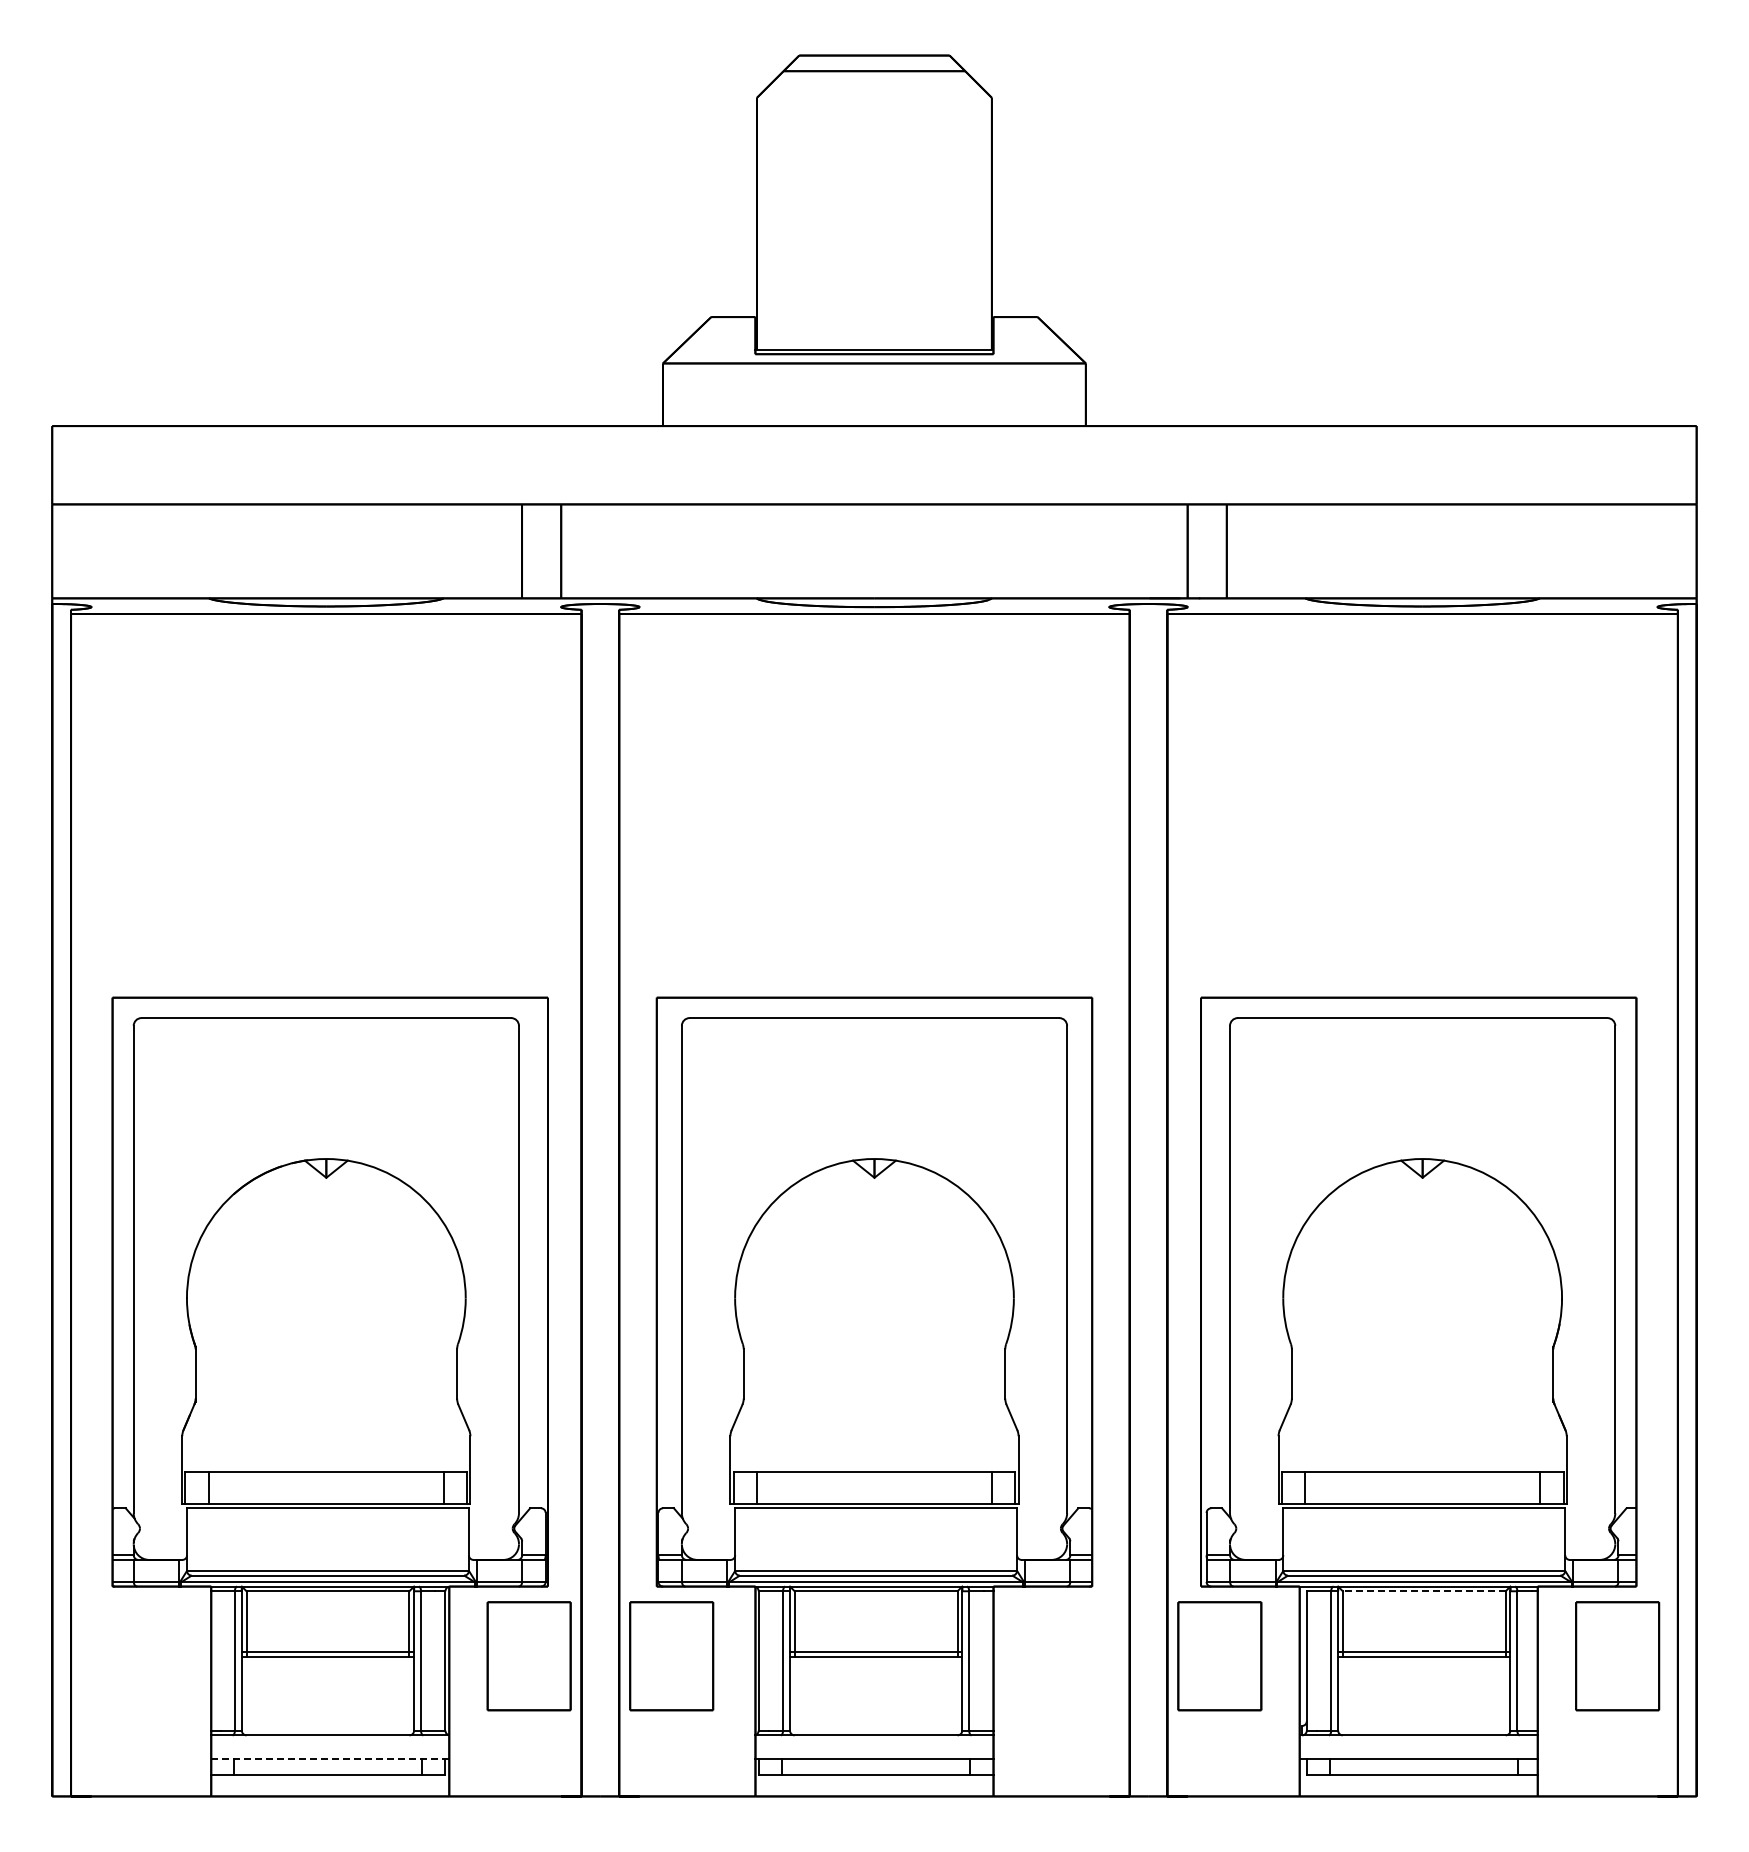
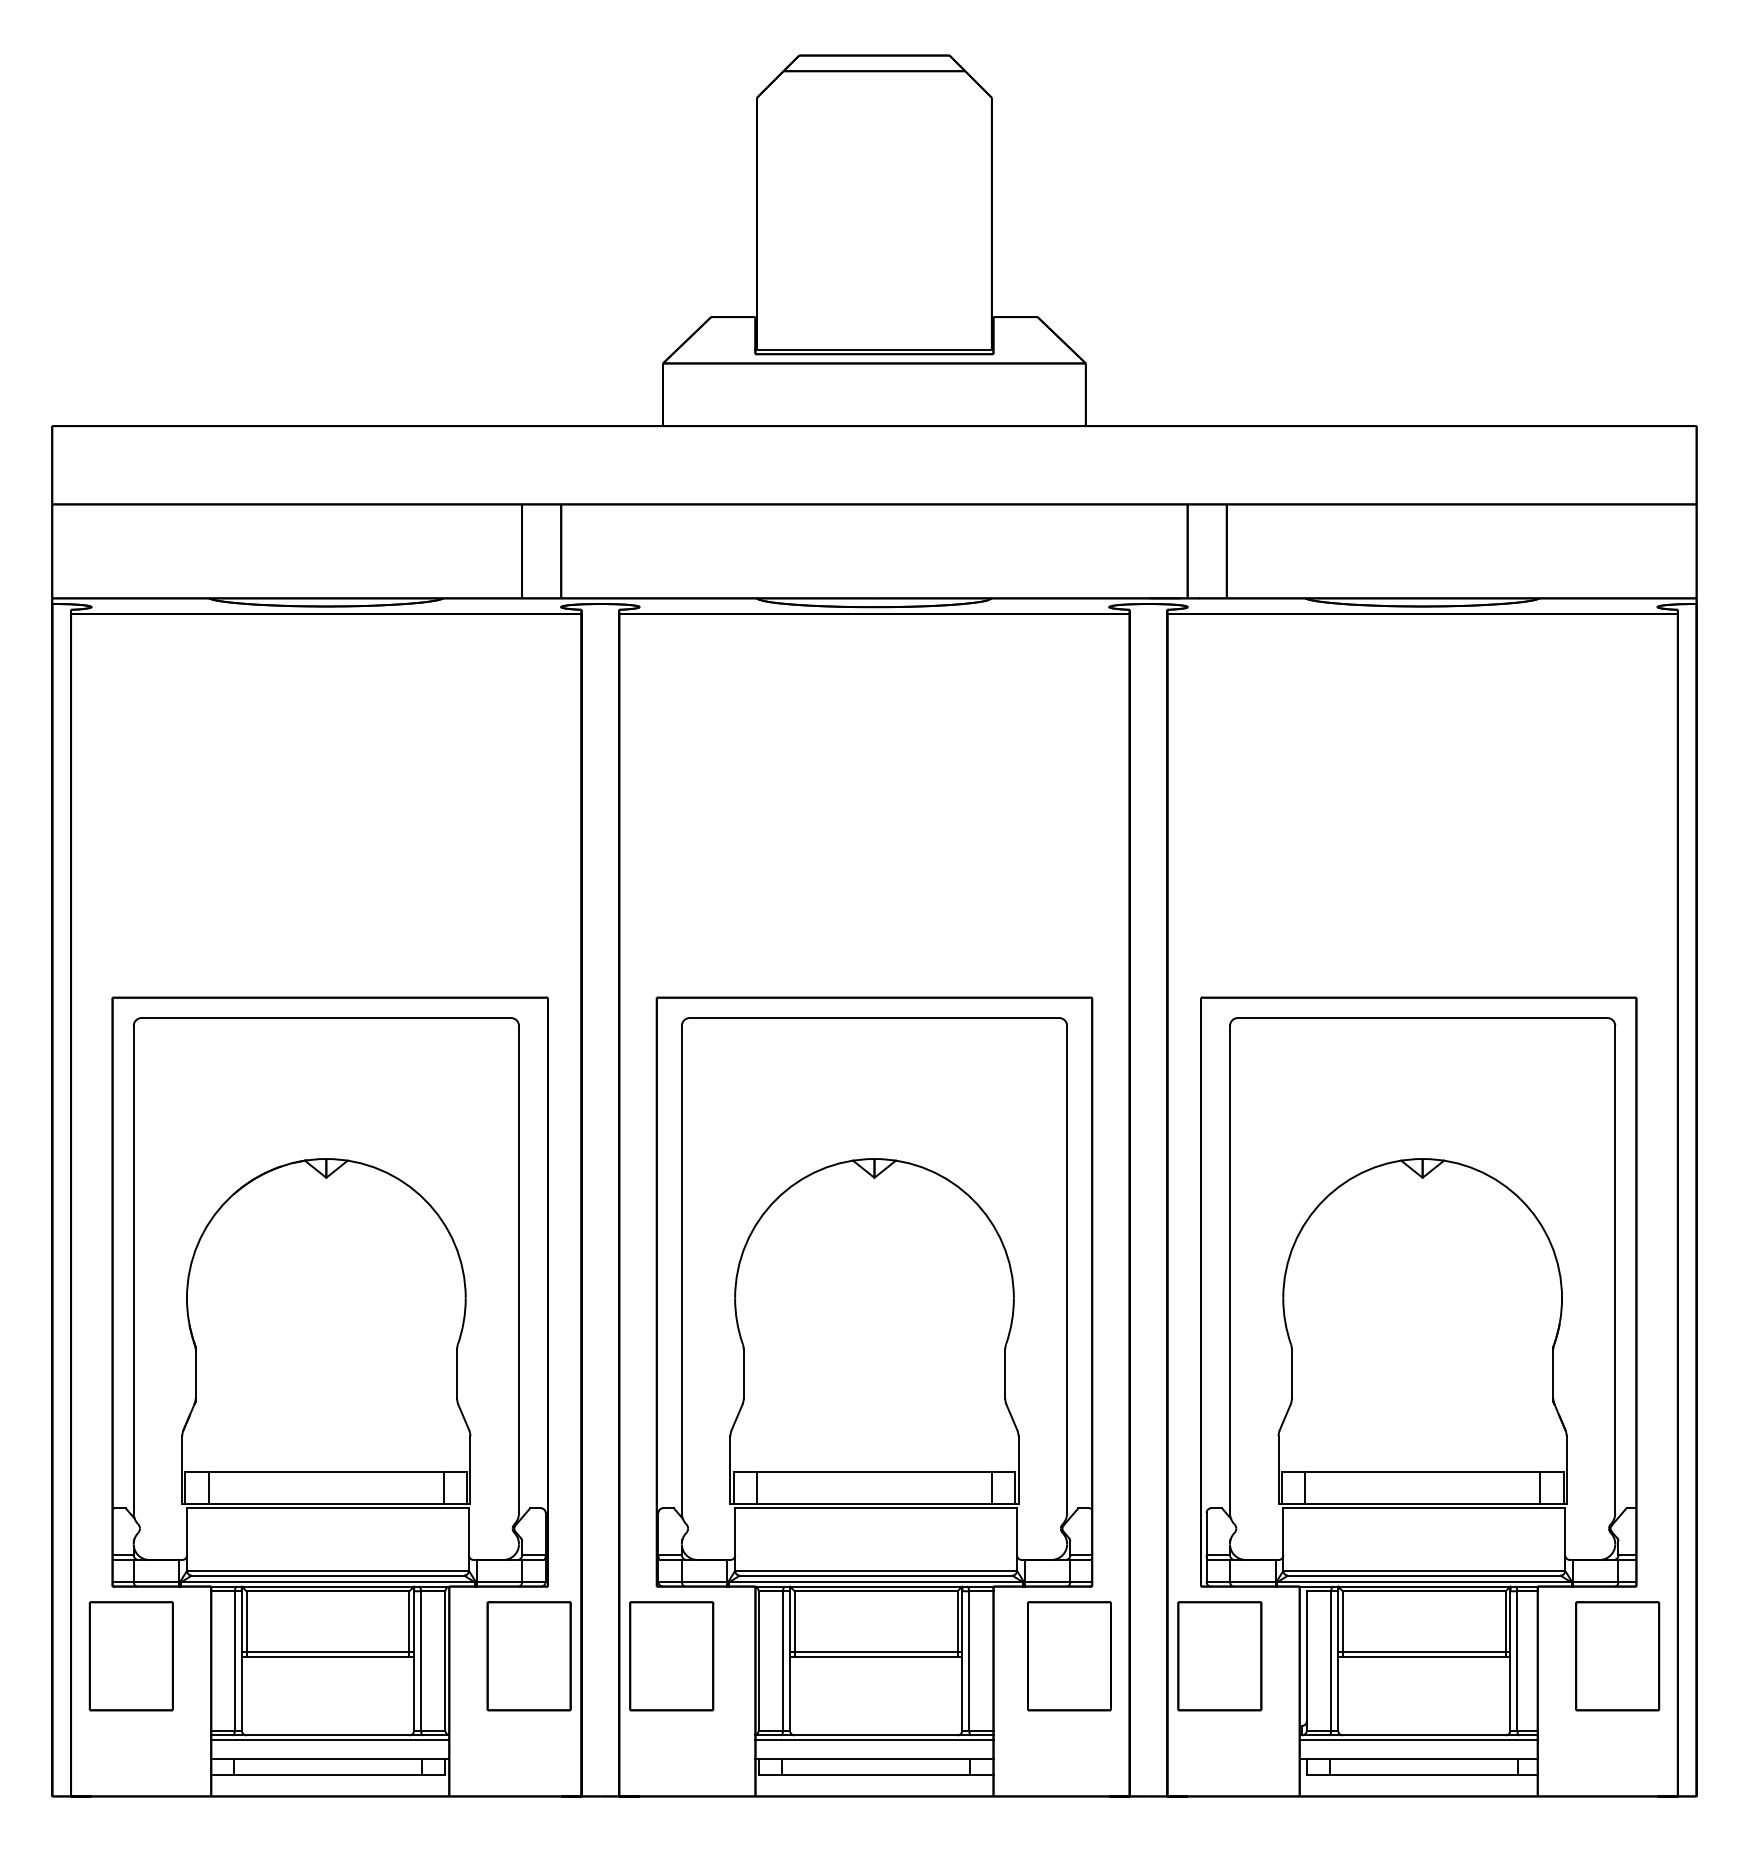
line: dashed -> solid (1423, 1591)
part: none -> present (130, 1656)
part: none -> present (1069, 1656)
line: none -> present (330, 1740)
line: none -> present (874, 1740)
line: none -> present (1418, 1740)
line: dashed -> solid (329, 1758)
